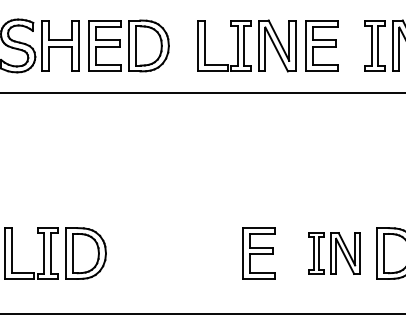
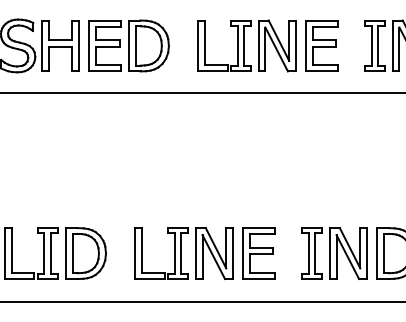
part: none -> present (183, 253)
part size: 53x43 px -> 67x53 px (334, 253)
line position: (202, 314) -> (202, 302) (202, 302)
